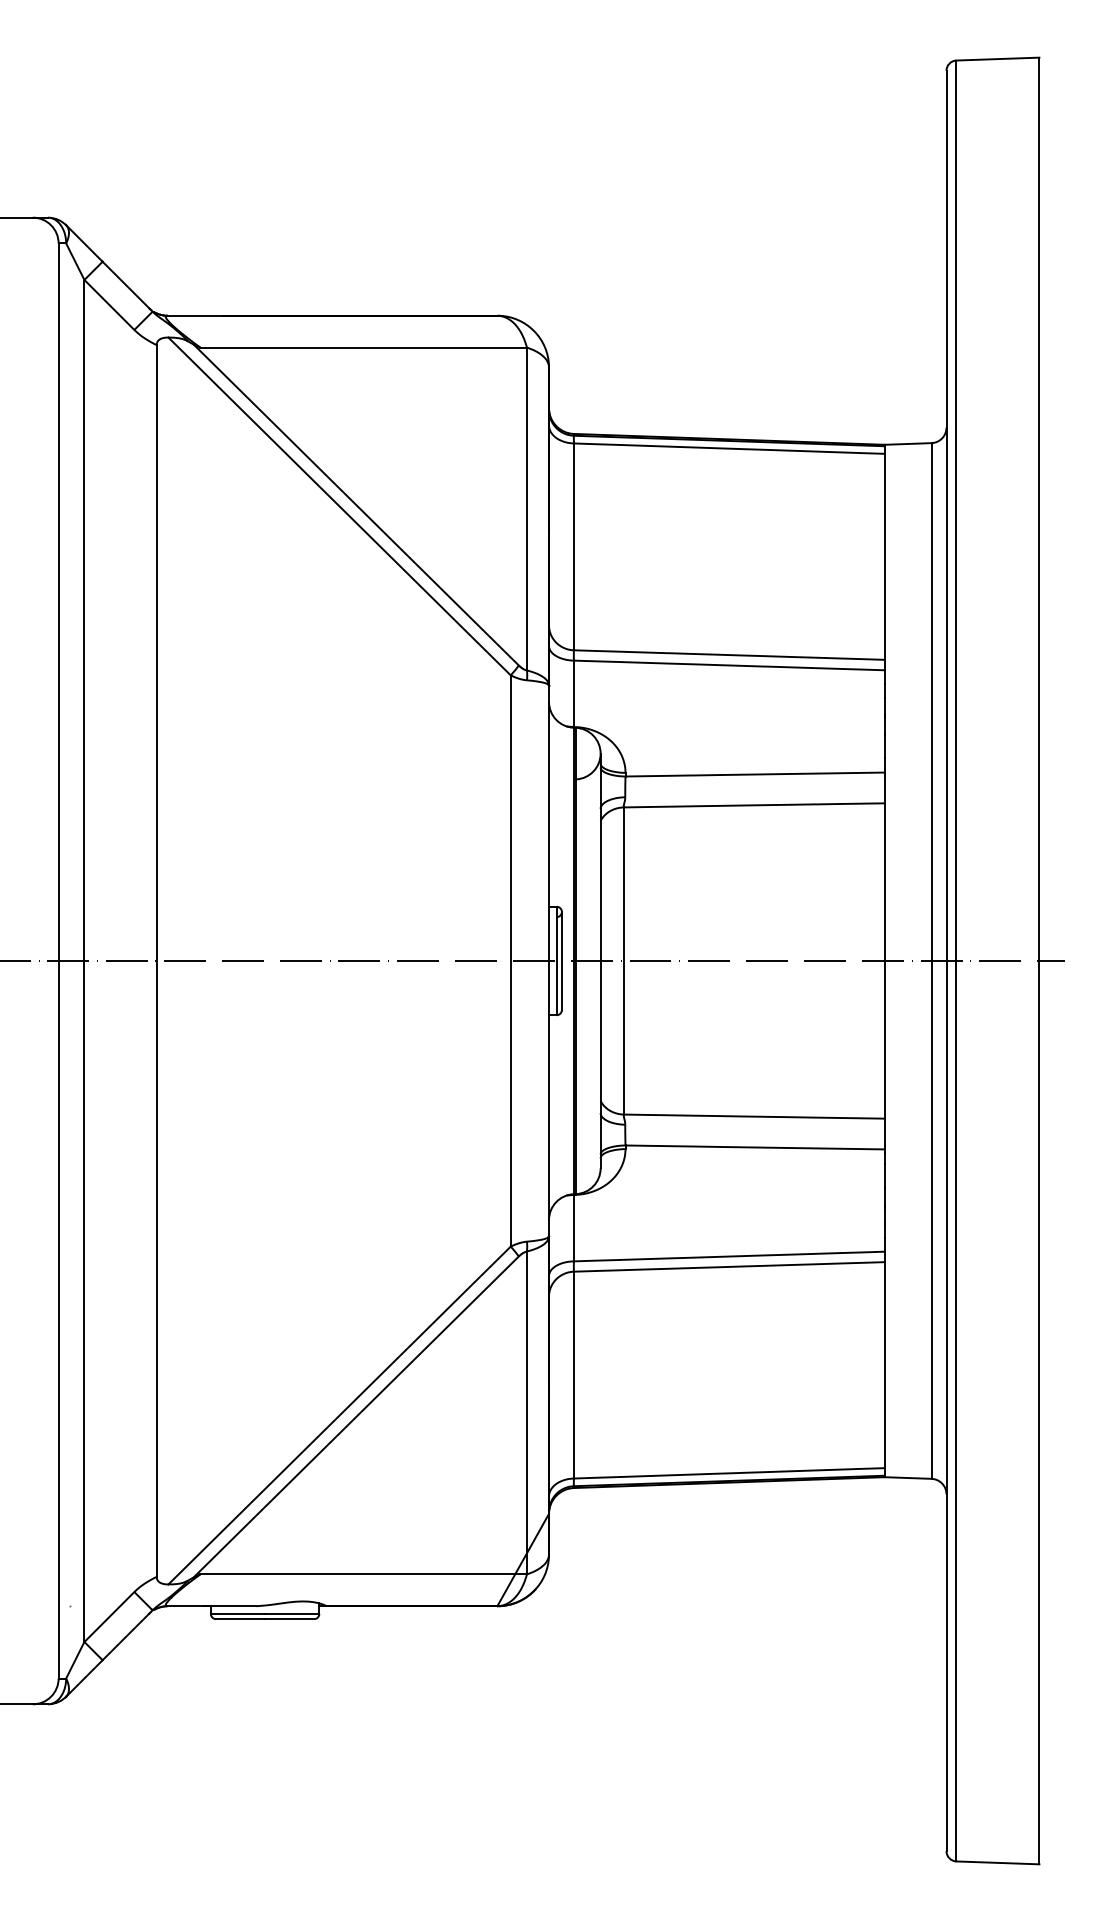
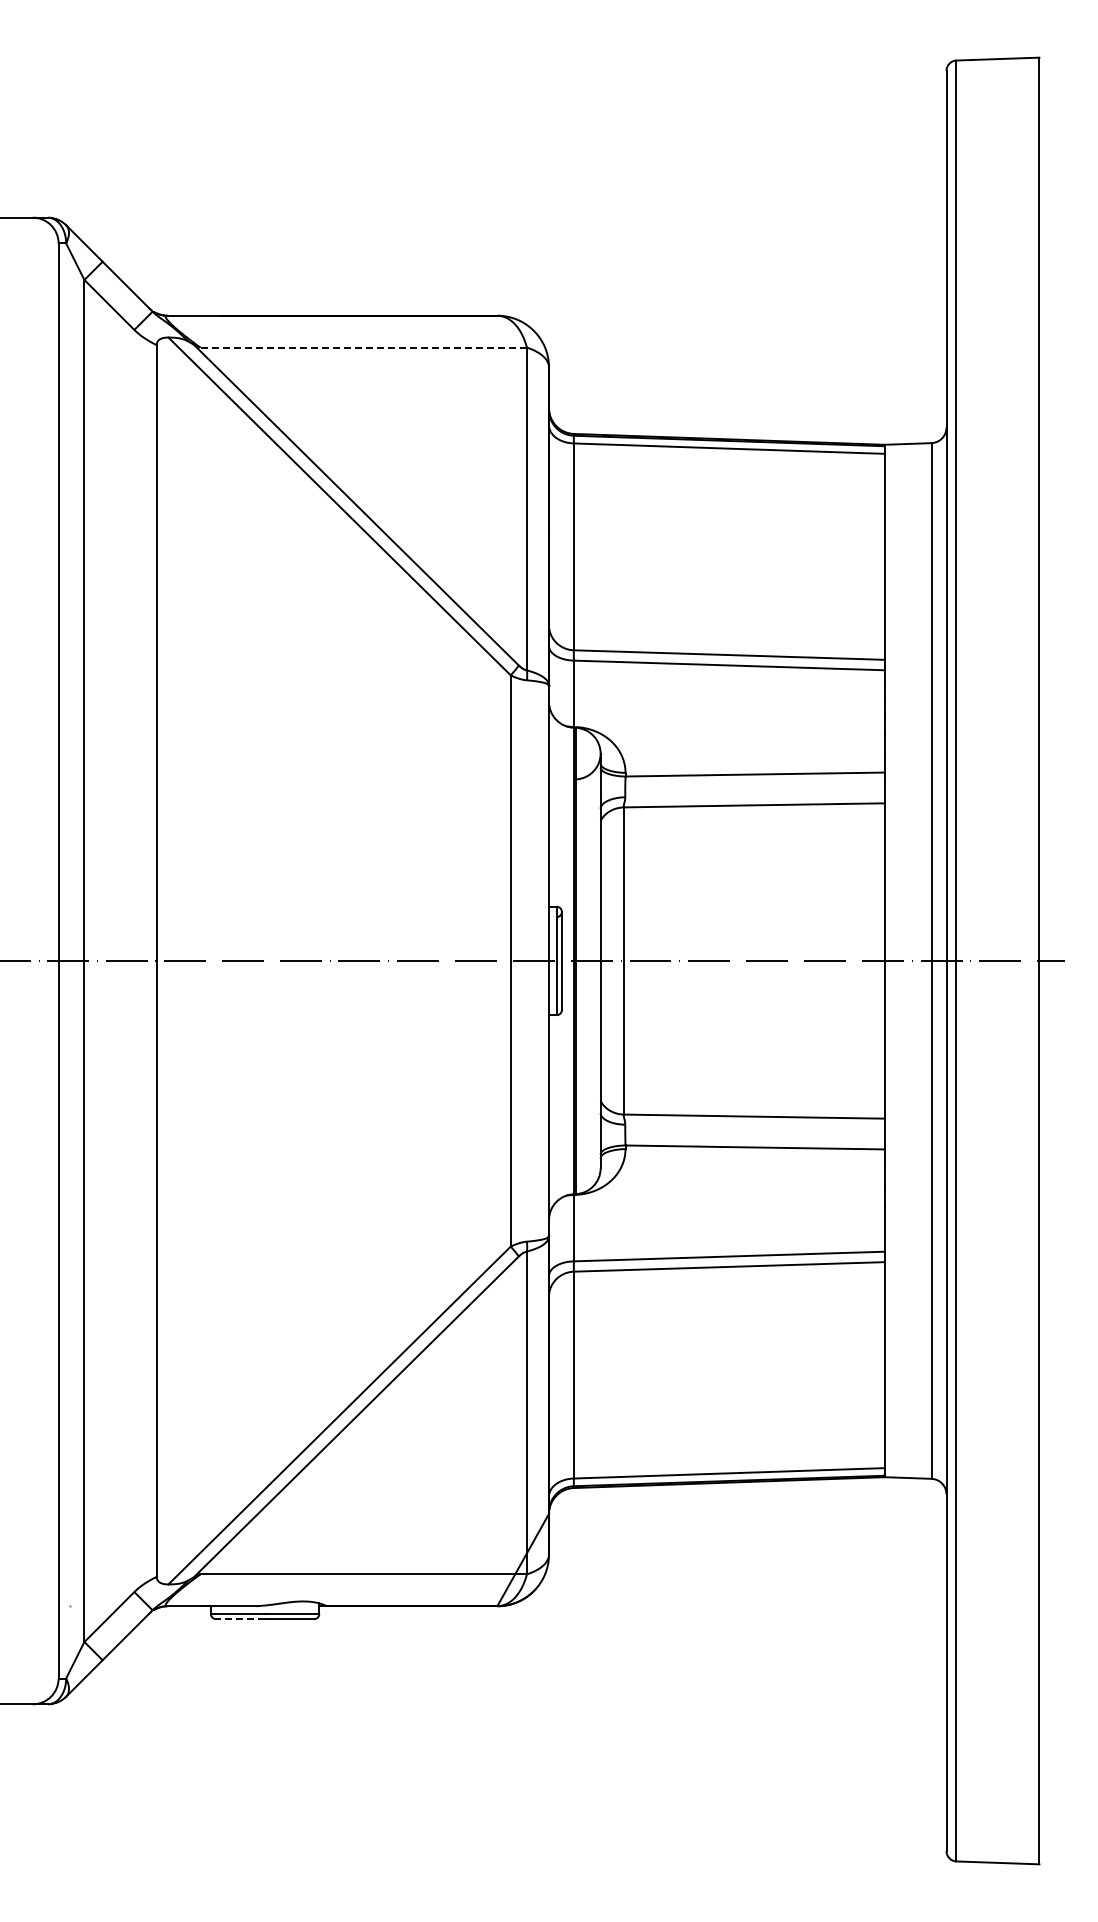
line: solid -> dashed (363, 347)
line: solid -> dashed (240, 1619)
